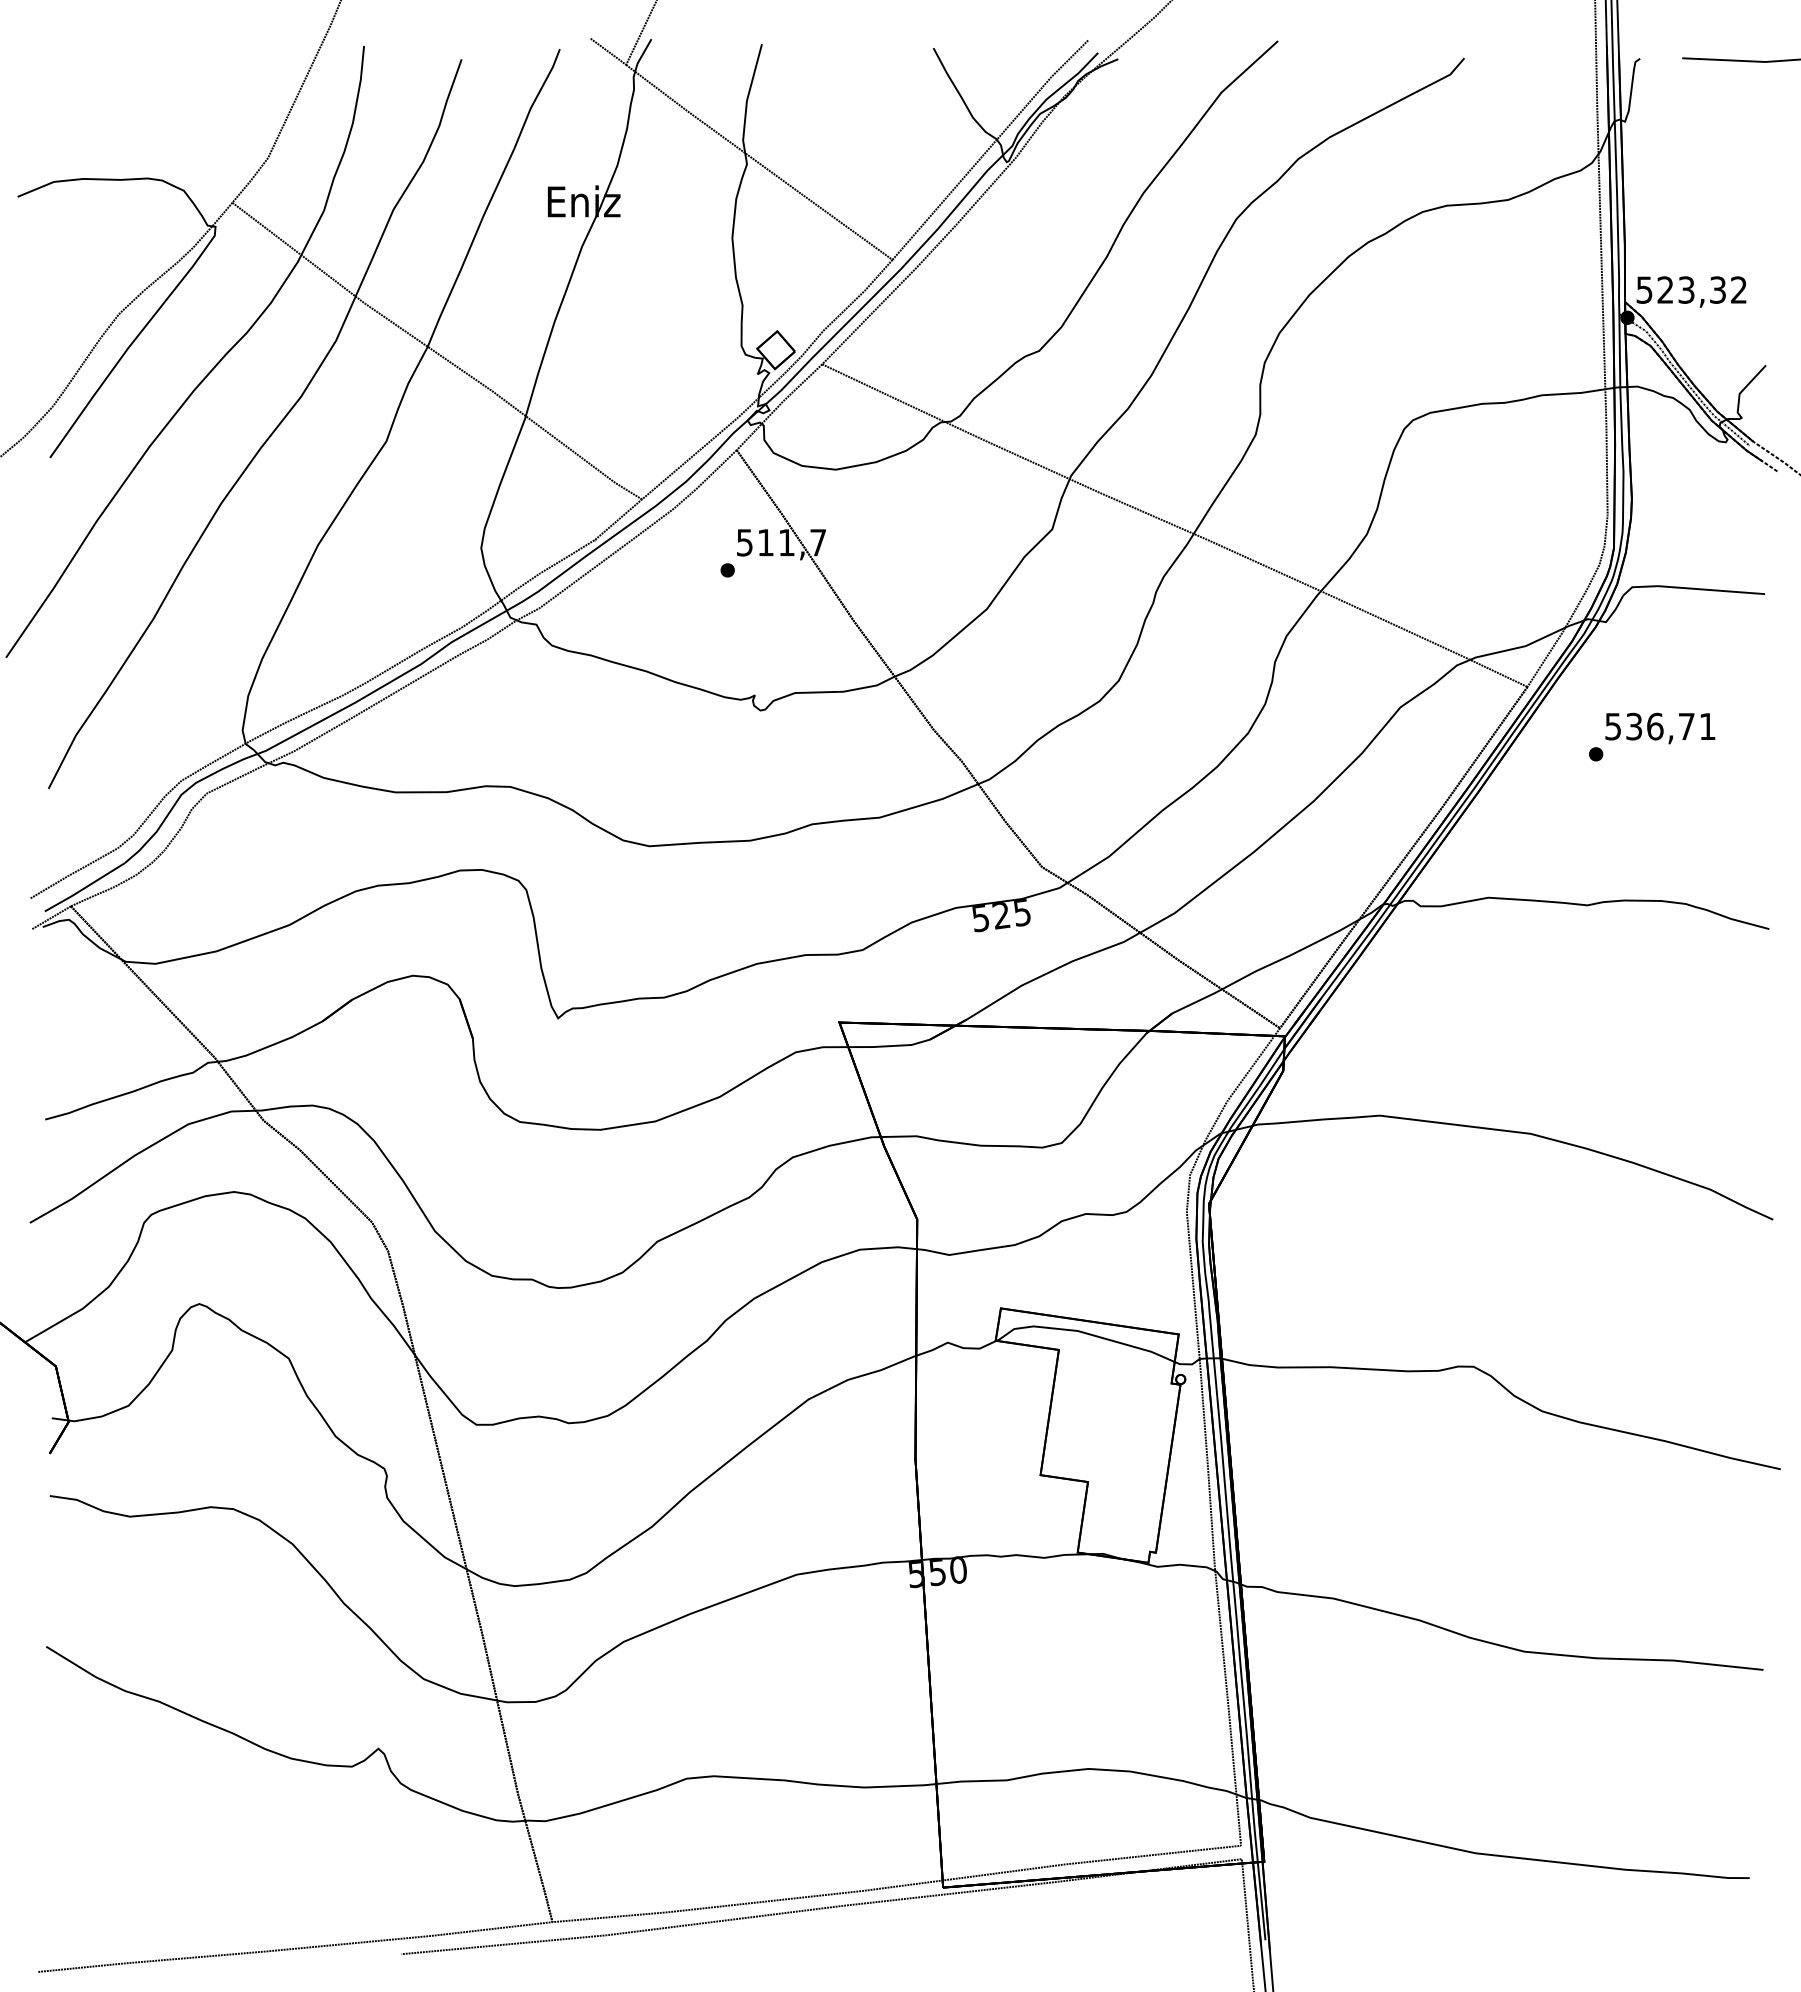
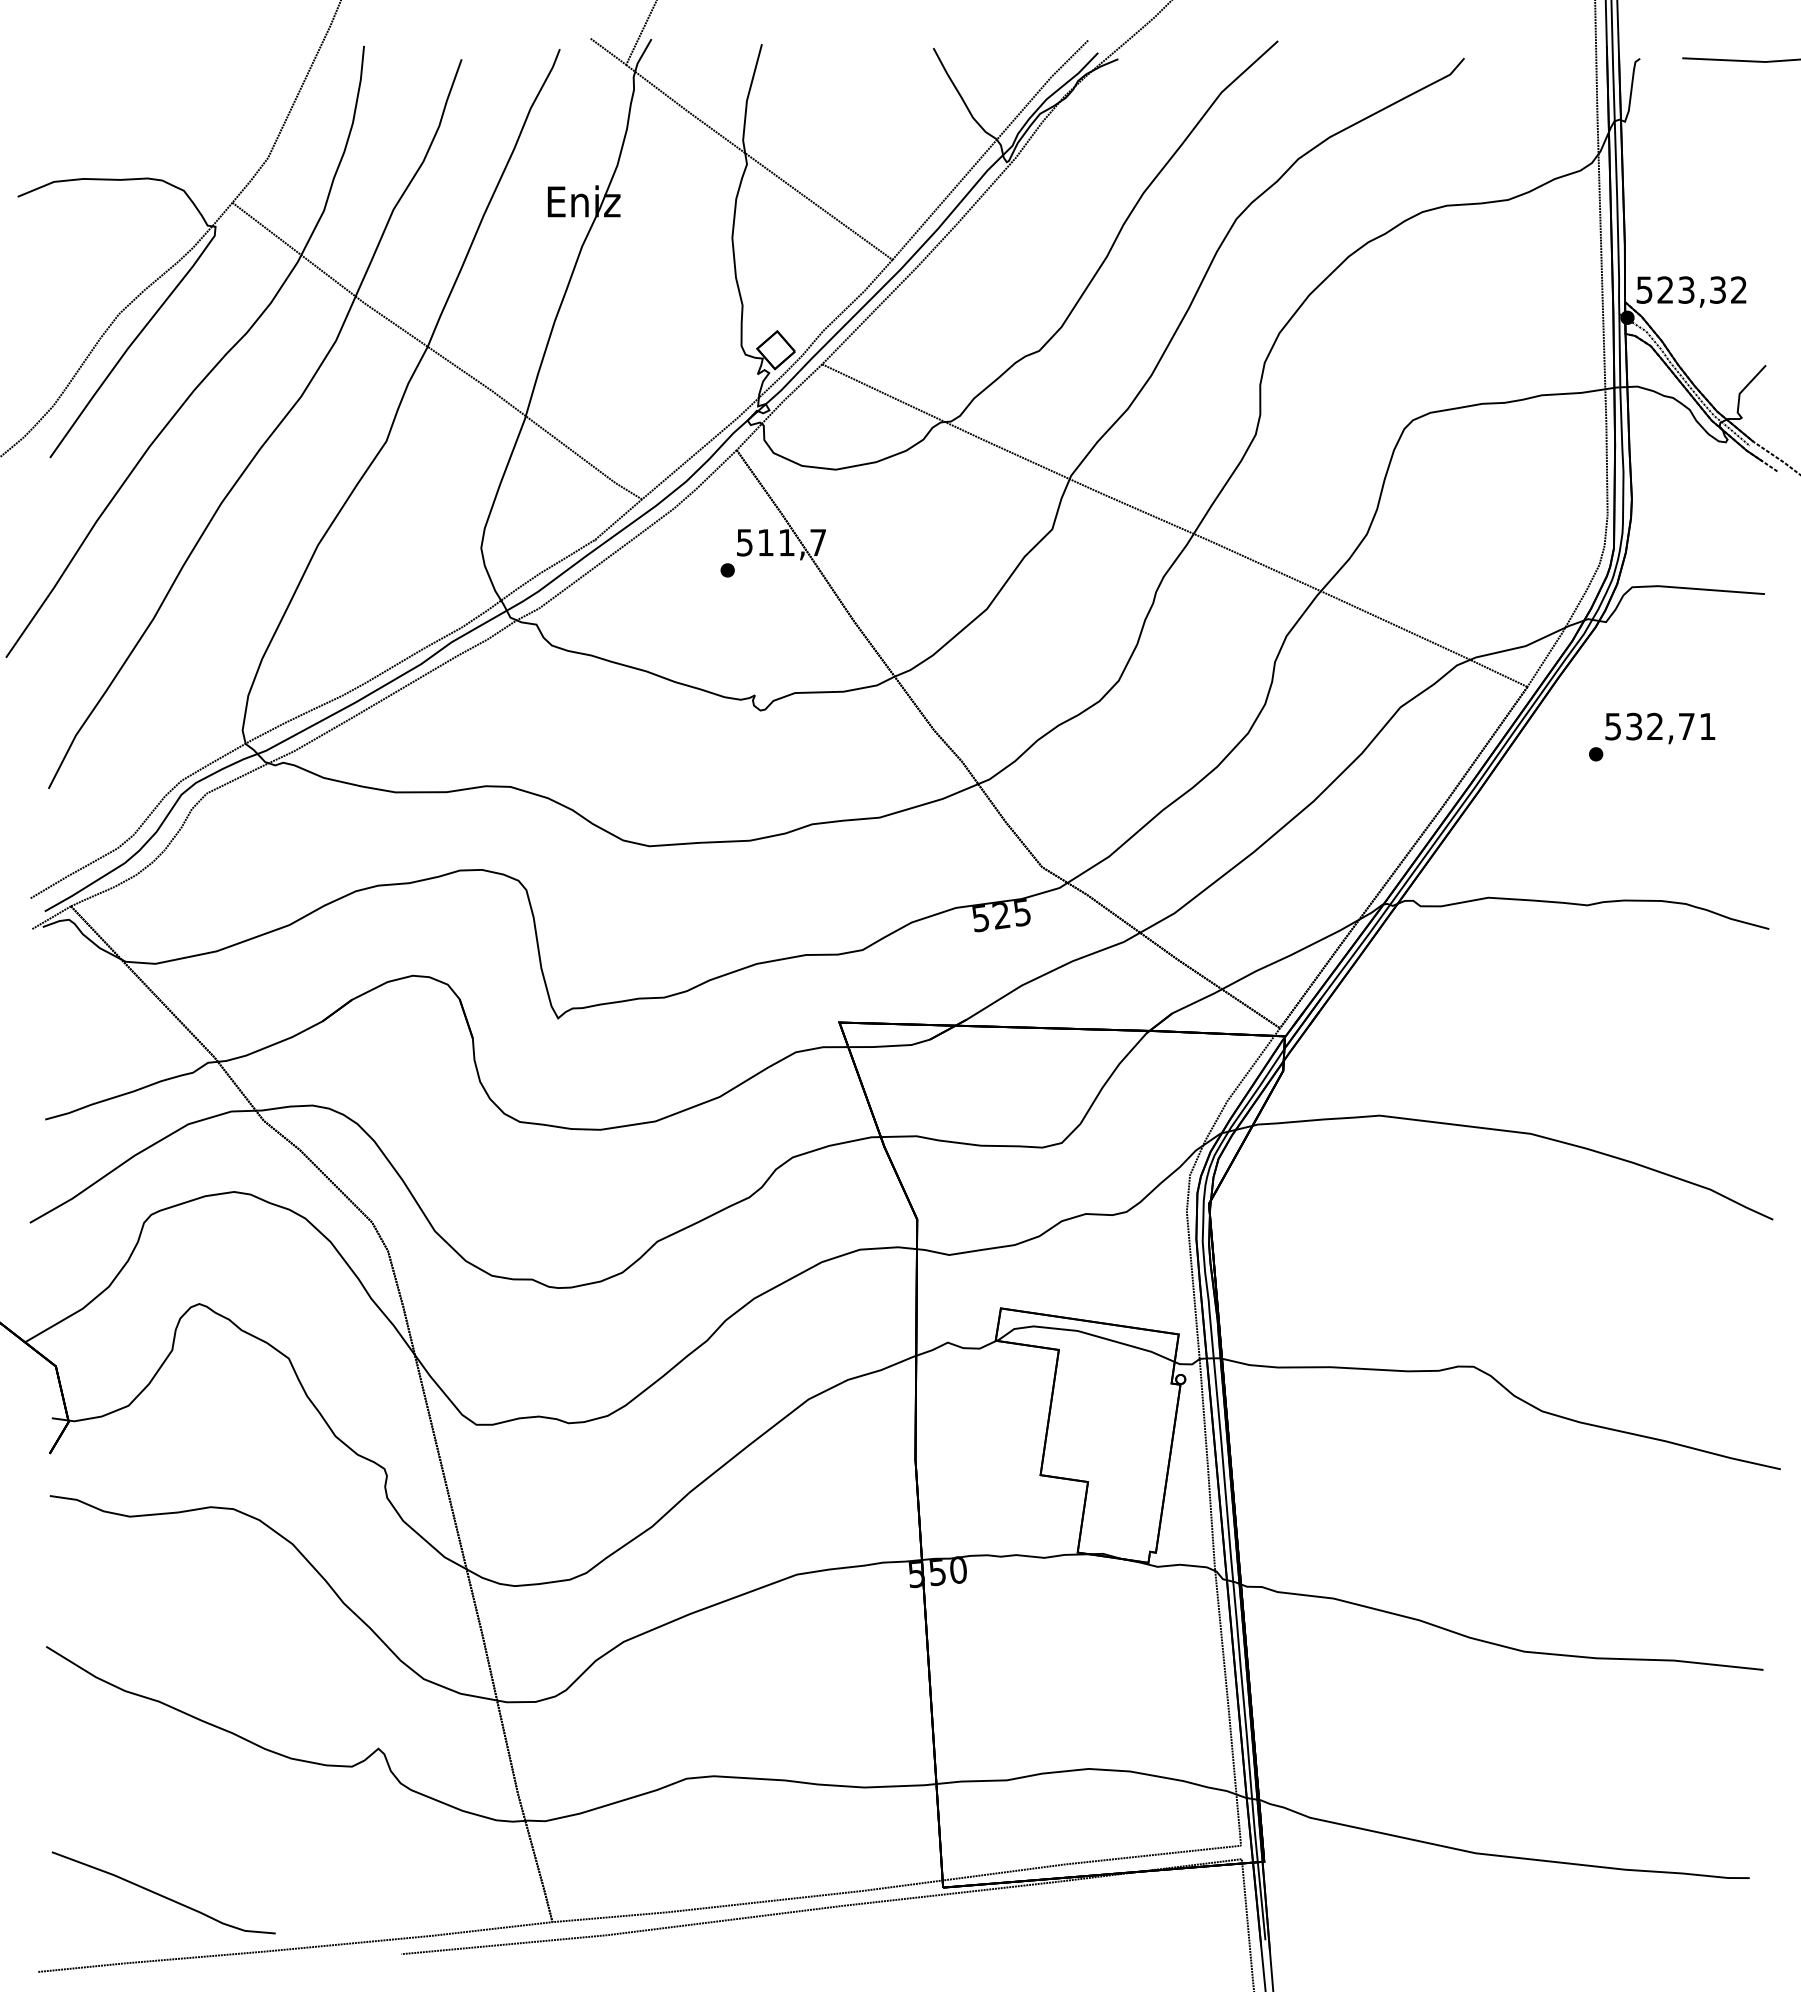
text: 536,71 -> 532,71 (1655, 726)
curve: none -> present (161, 1894)
